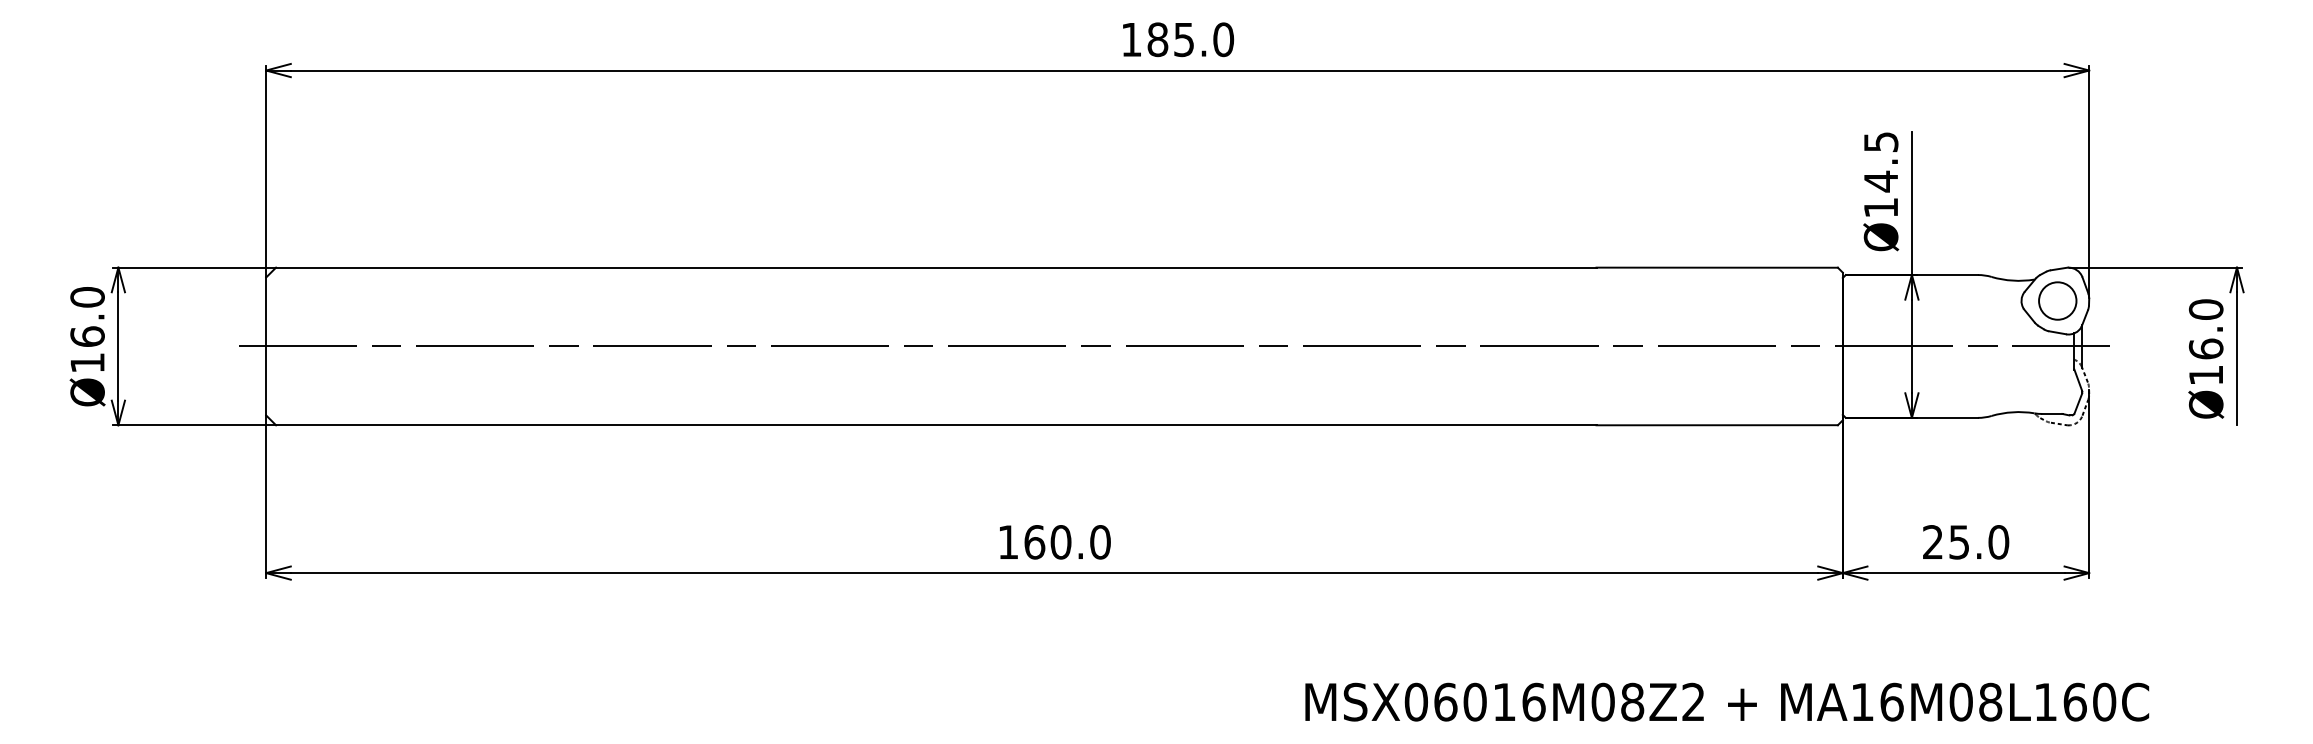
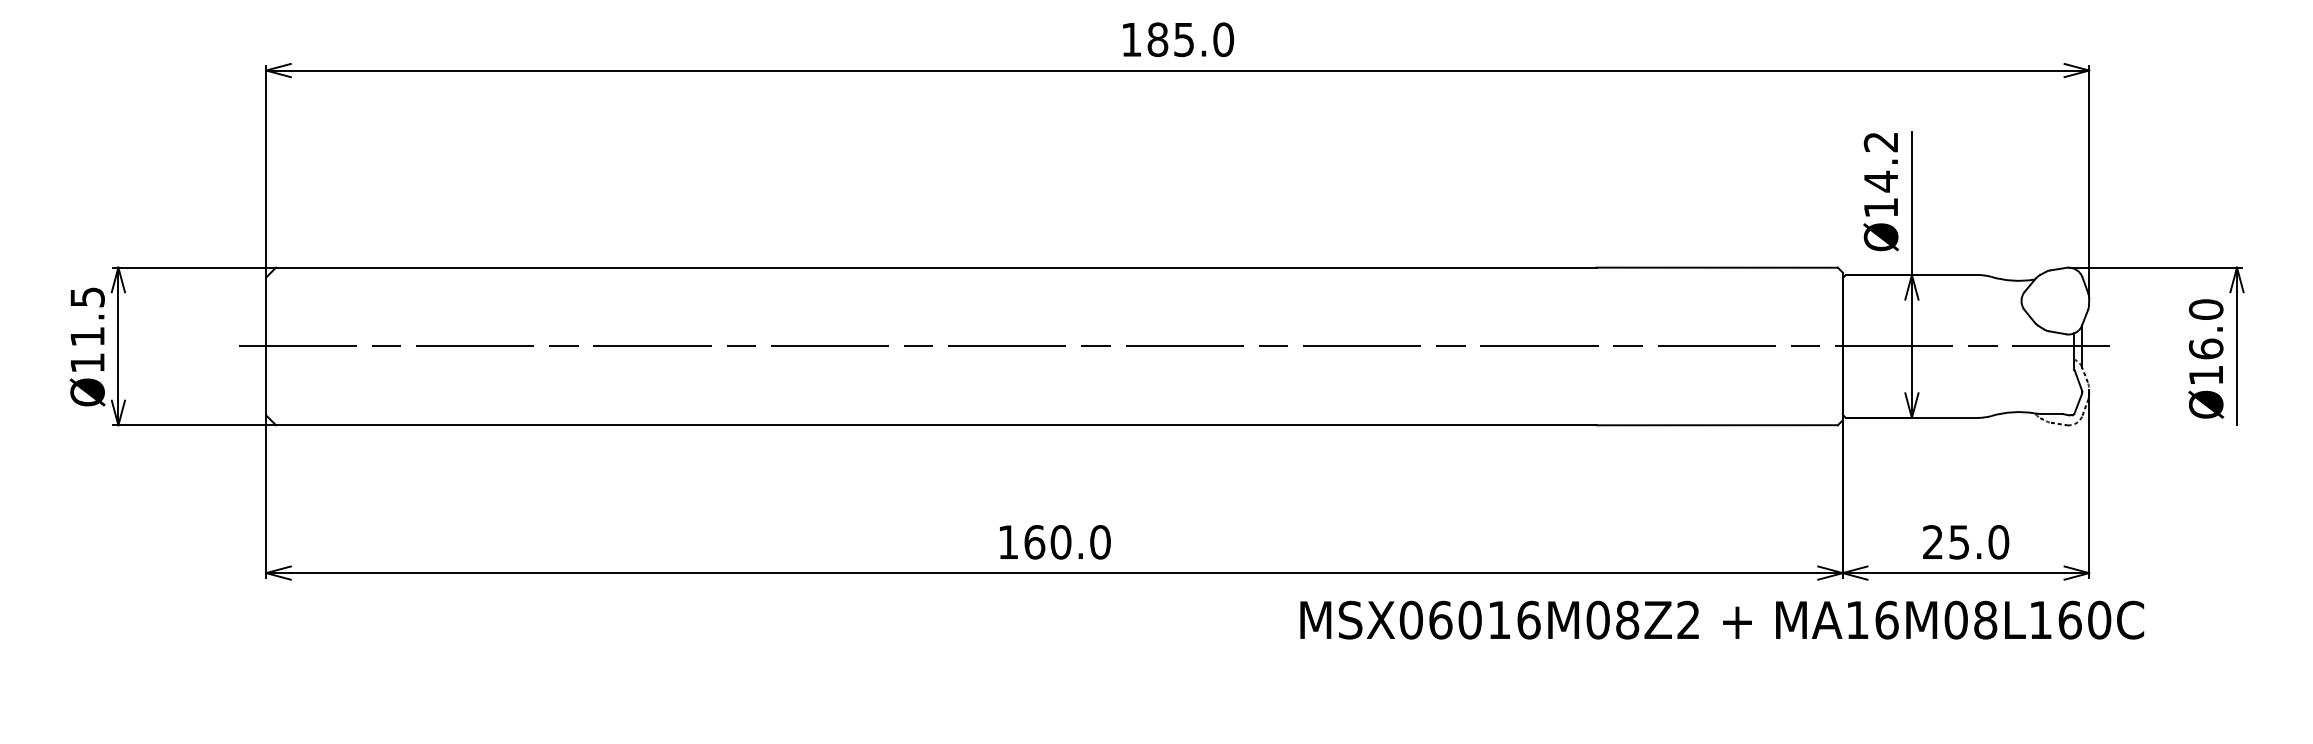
text: Ø14.5 -> Ø14.2 (1880, 142)
circle: present -> none (2057, 300)
text: Ø16.0 -> Ø11.5 (87, 316)
text position: (1727, 701) -> (1722, 619) (1722, 619)
